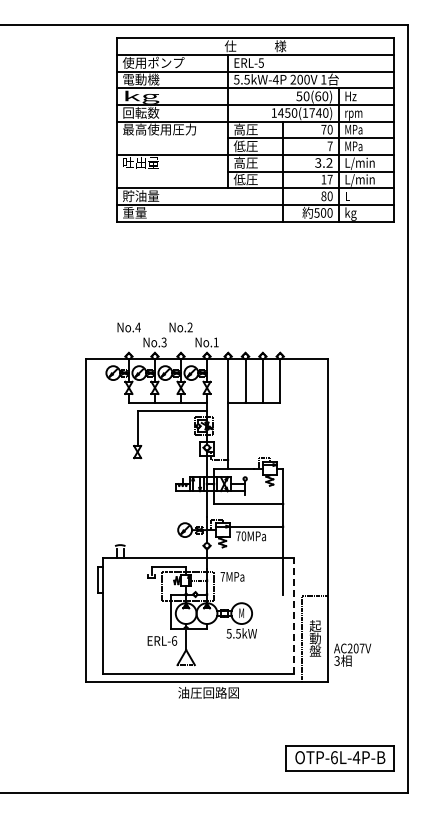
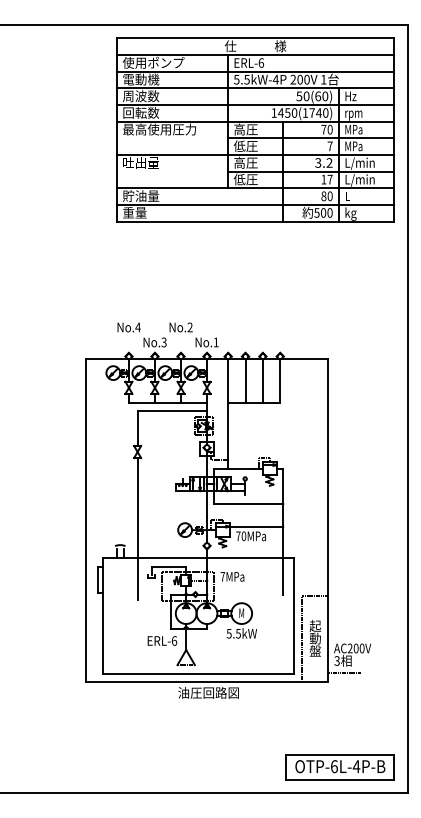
text: ERL-5 -> ERL-6 (261, 62)
text: kg -> 周波数 (141, 96)
line: none -> present (137, 528)
line: dashed -> solid (293, 615)
text: AC207V -> AC200V (361, 648)
line: none -> present (344, 672)
part position: (339, 758) -> (339, 767) (339, 767)
